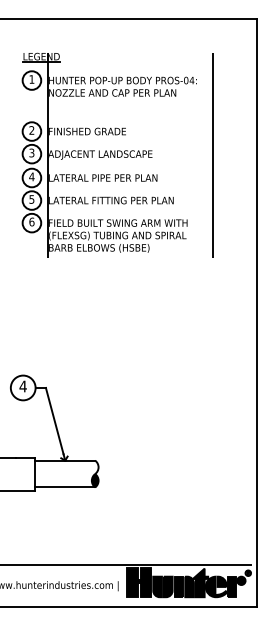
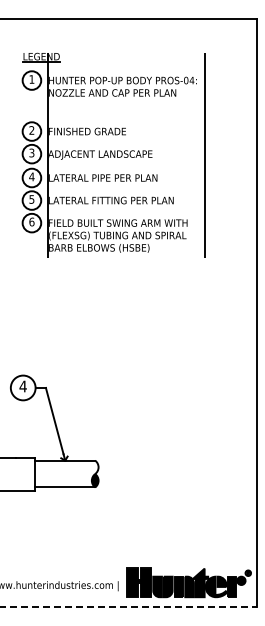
line position: (212, 155) -> (204, 155) (204, 155)
line: present -> none (126, 564)
line: solid -> dashed (129, 607)
